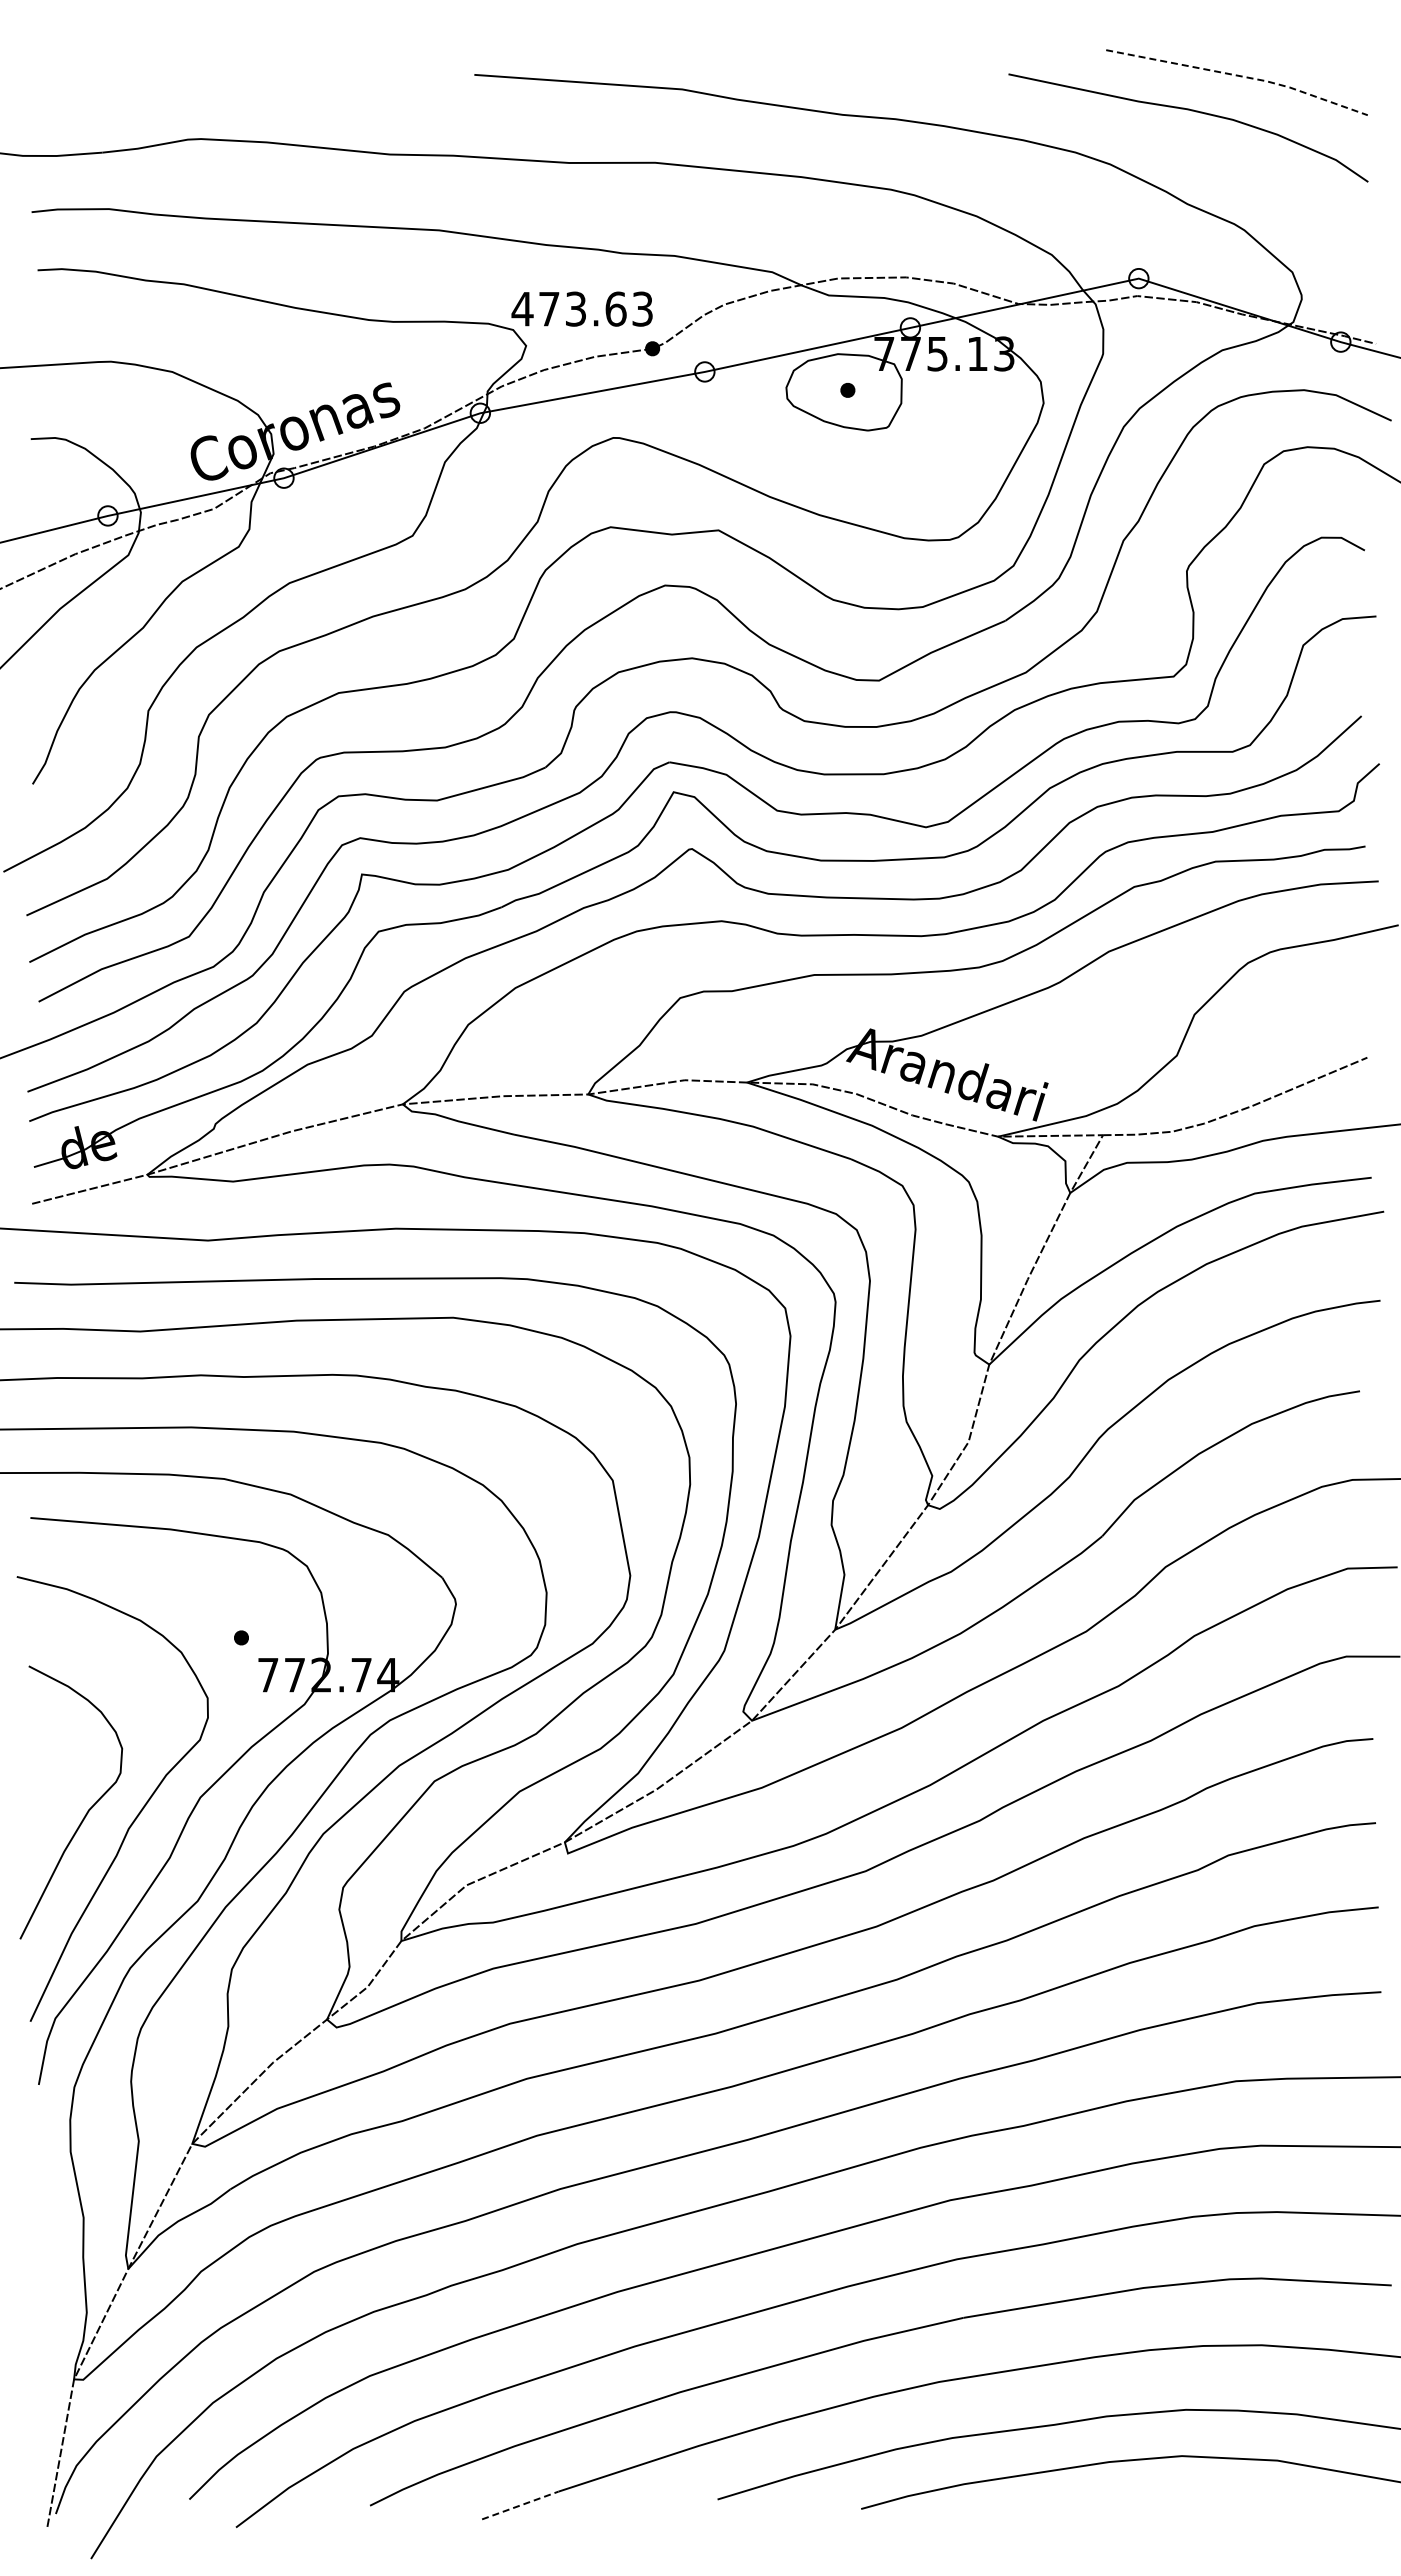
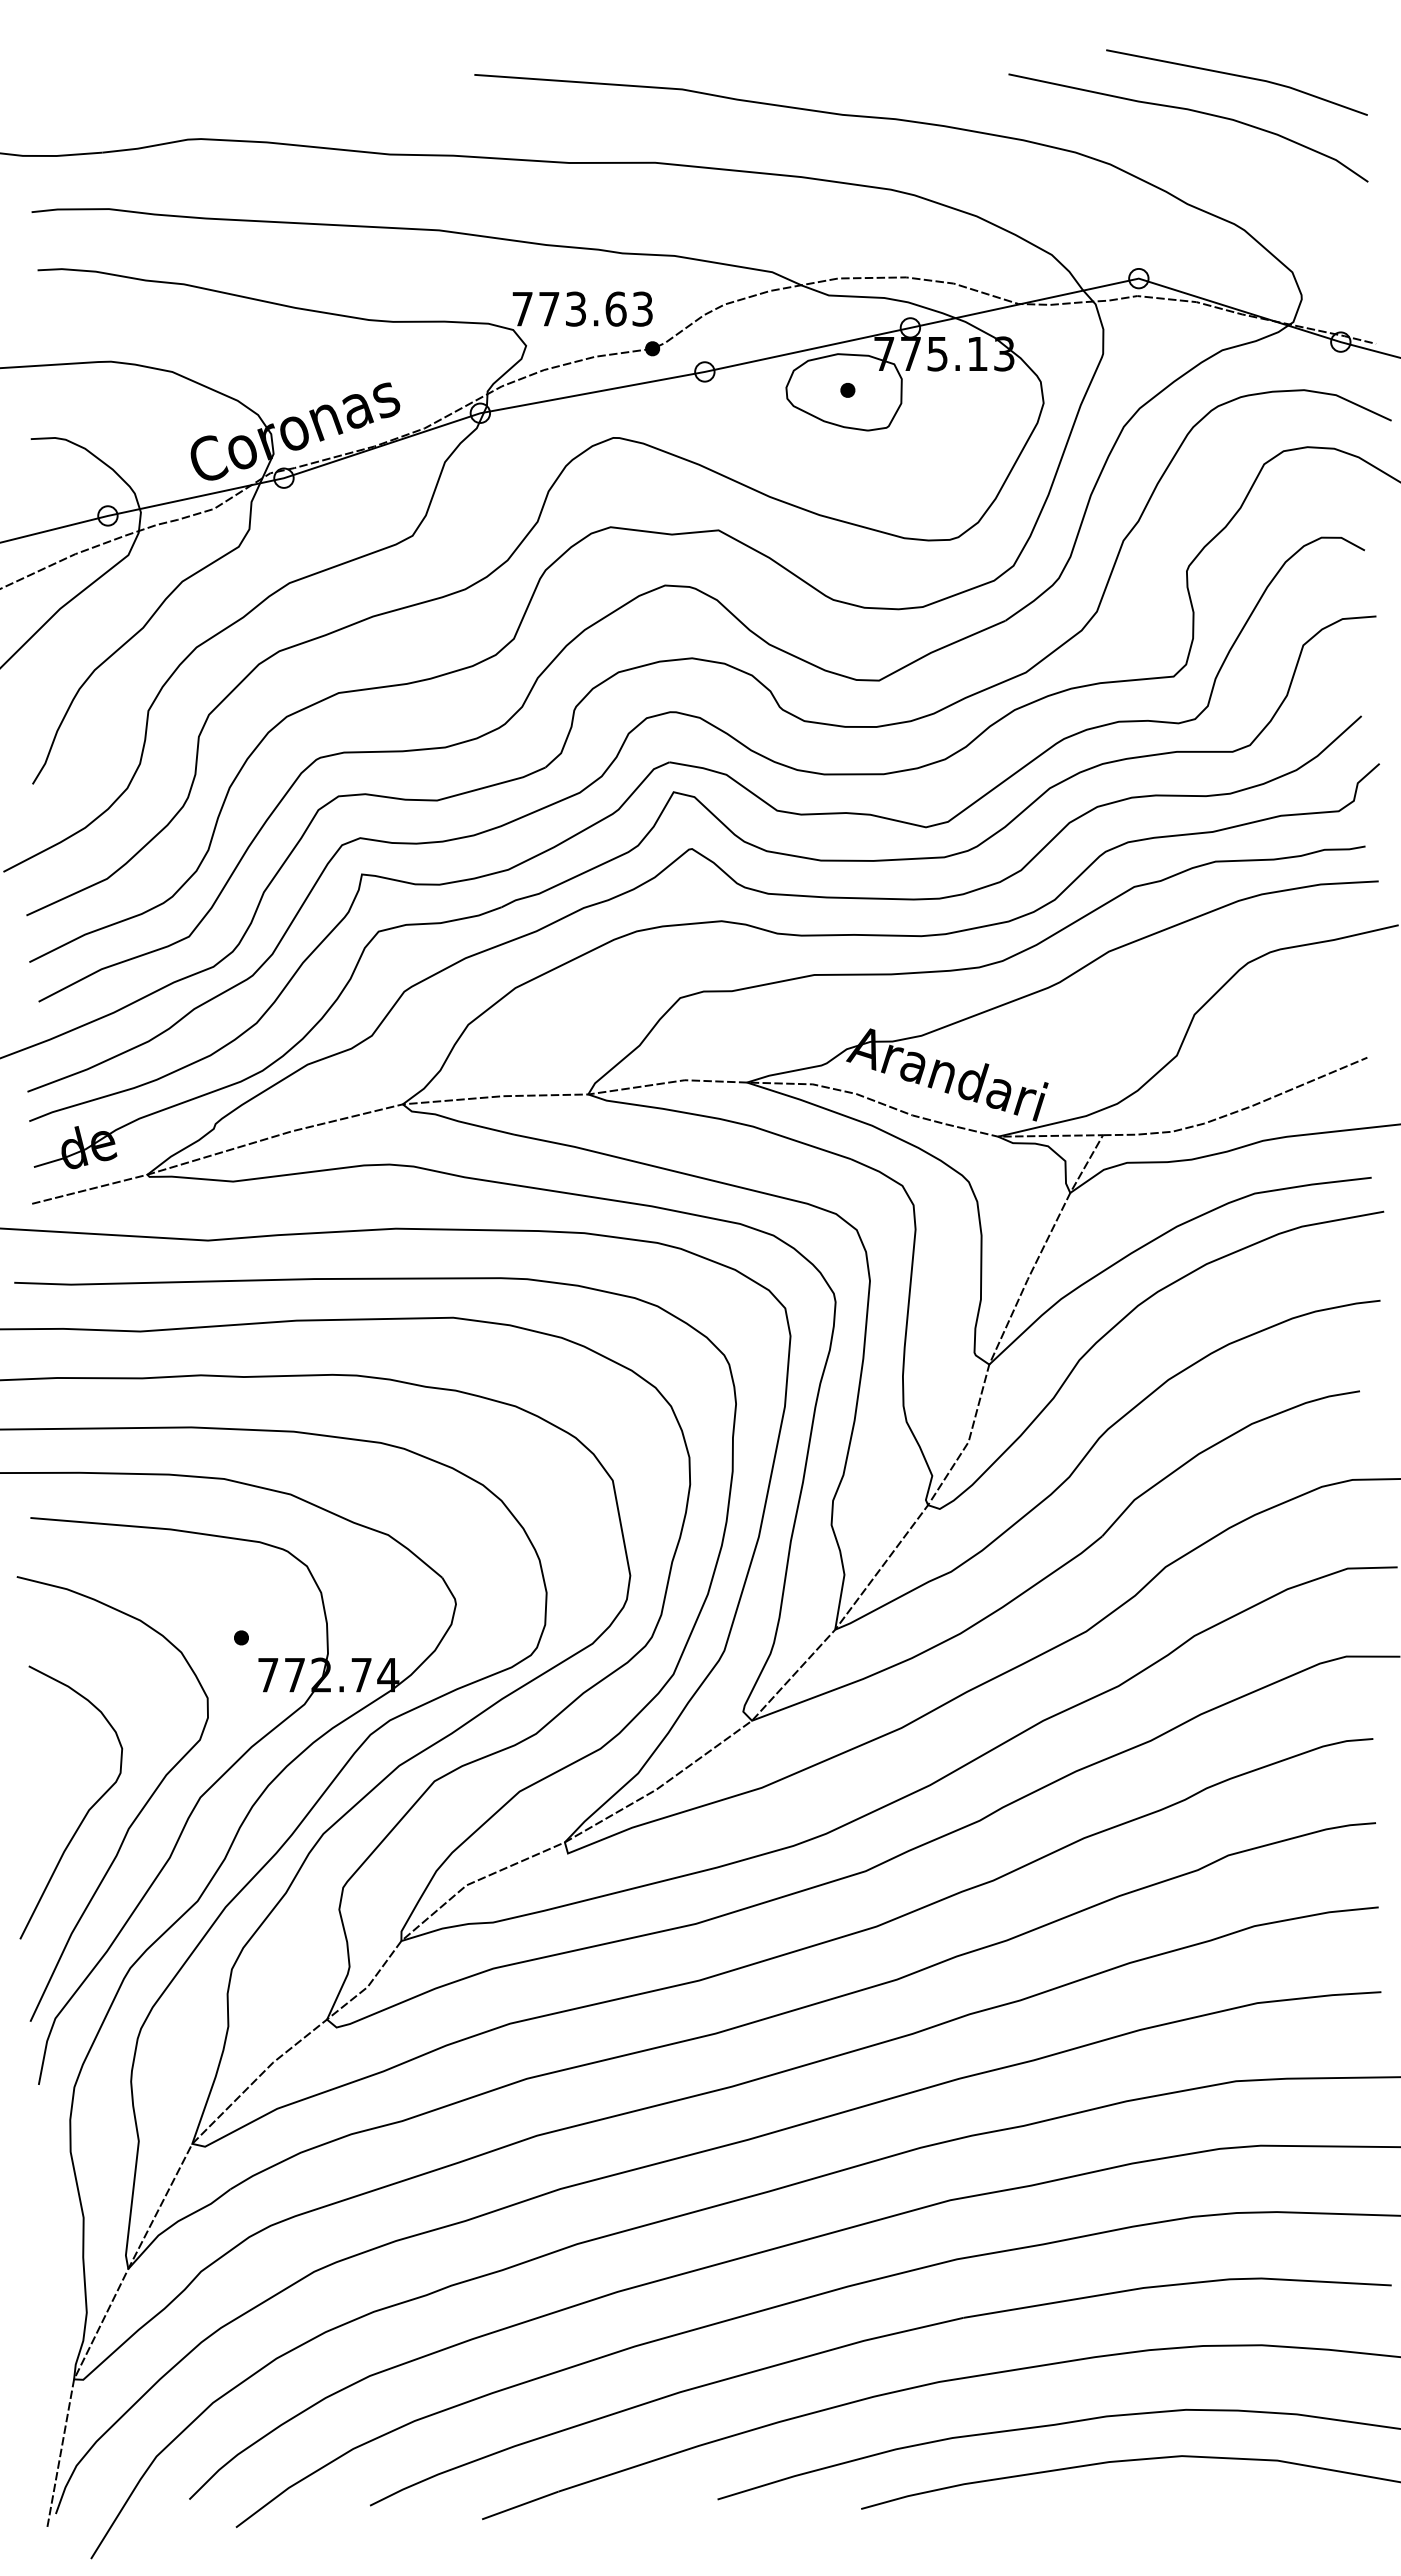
line: dashed -> solid (1240, 76)
text: 473.63 -> 773.63 (522, 309)
line: dashed -> solid (520, 2505)
